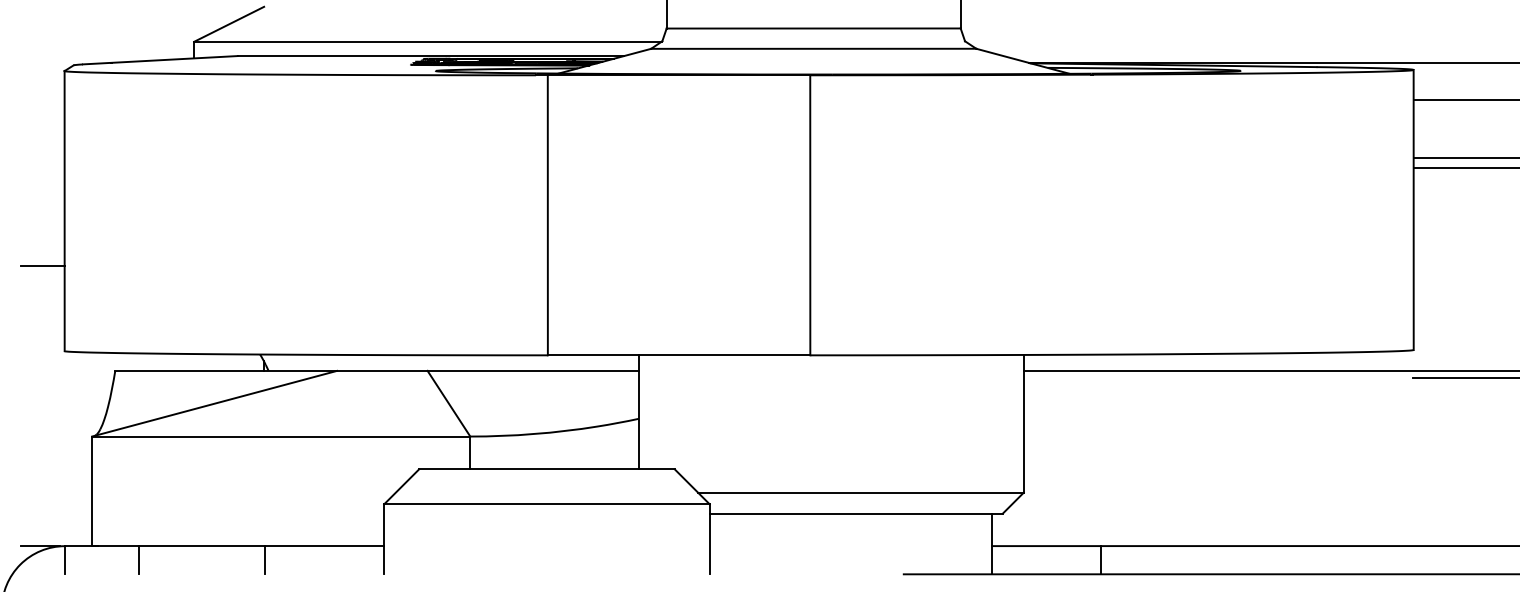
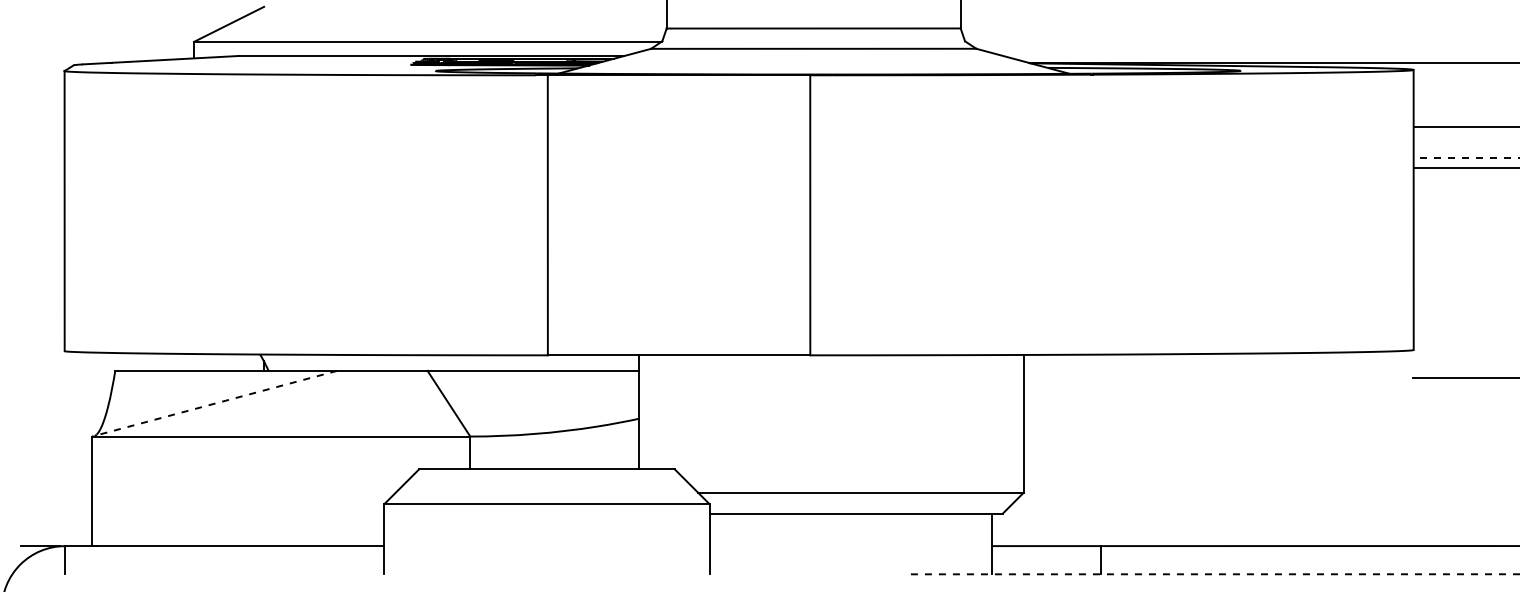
line position: (1464, 100) -> (1464, 127) (1464, 127)
line: solid -> dashed (1466, 158)
line: present -> none (42, 265)
line: present -> none (1269, 370)
line: solid -> dashed (214, 403)
line: present -> none (139, 560)
line: present -> none (264, 560)
line: solid -> dashed (1211, 574)
